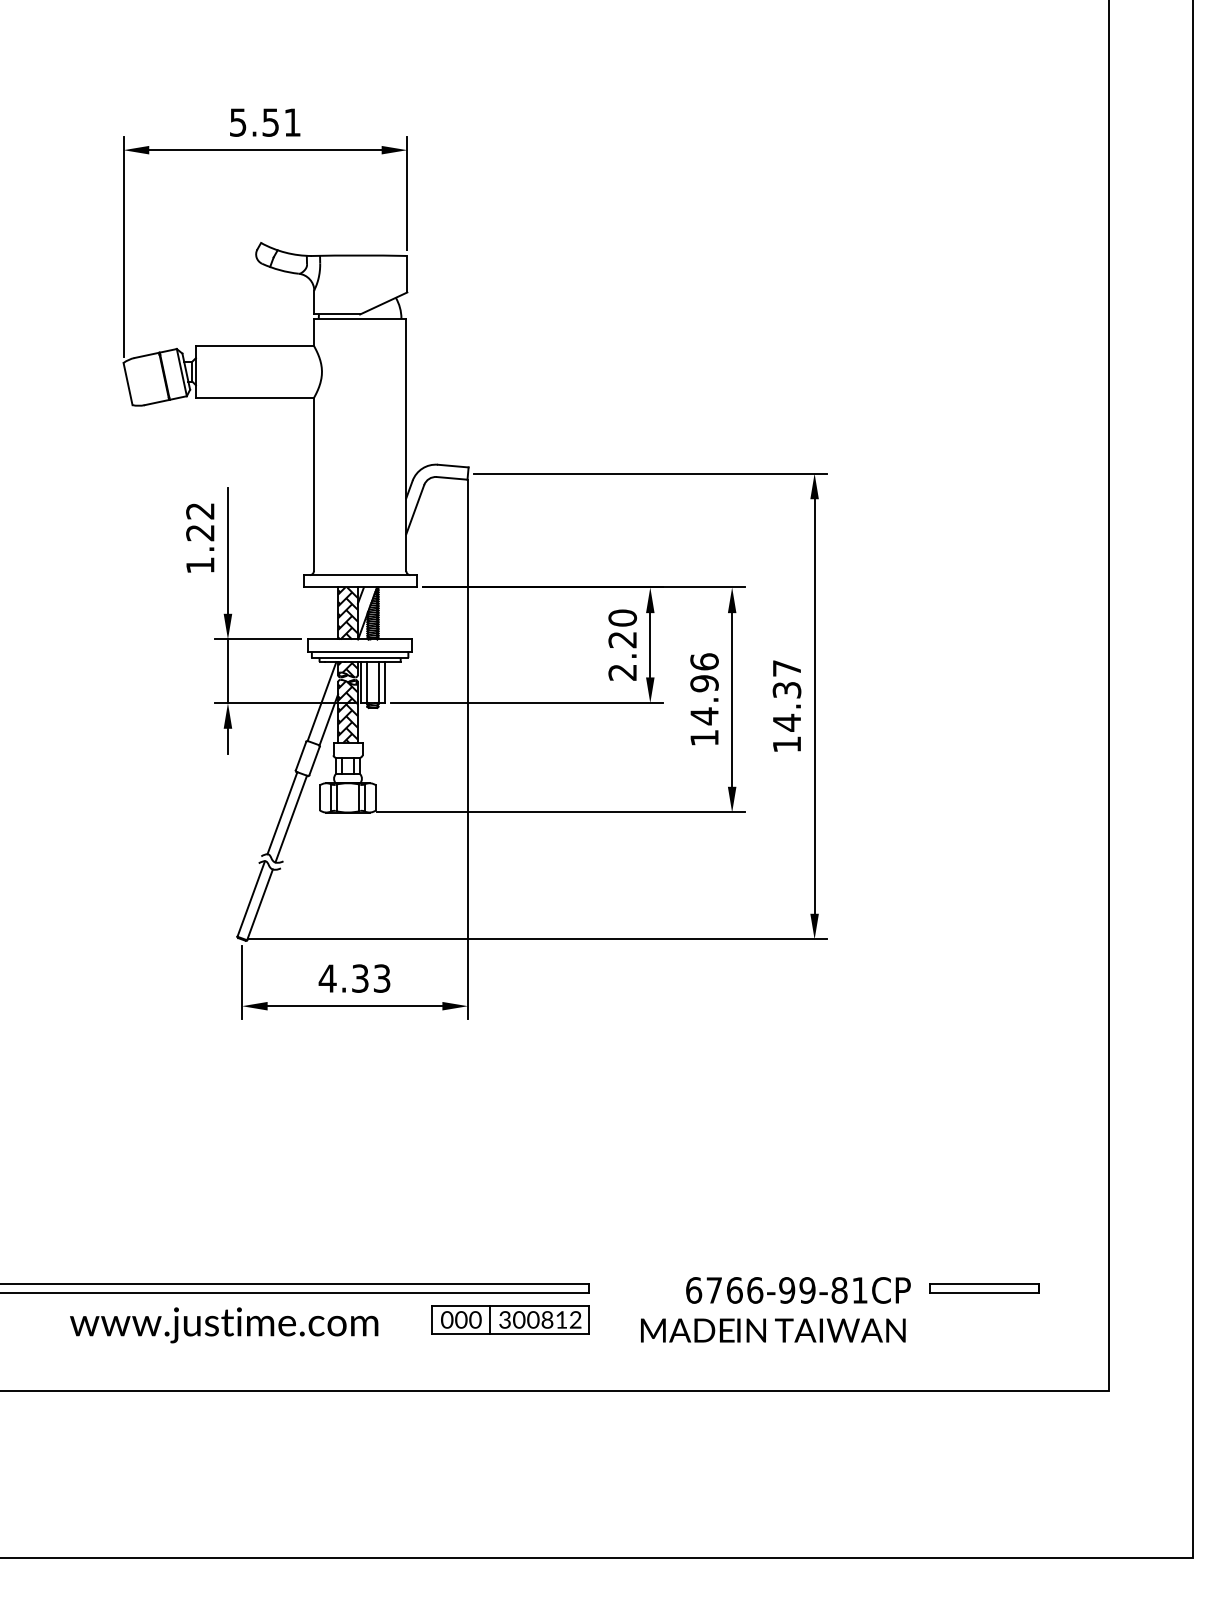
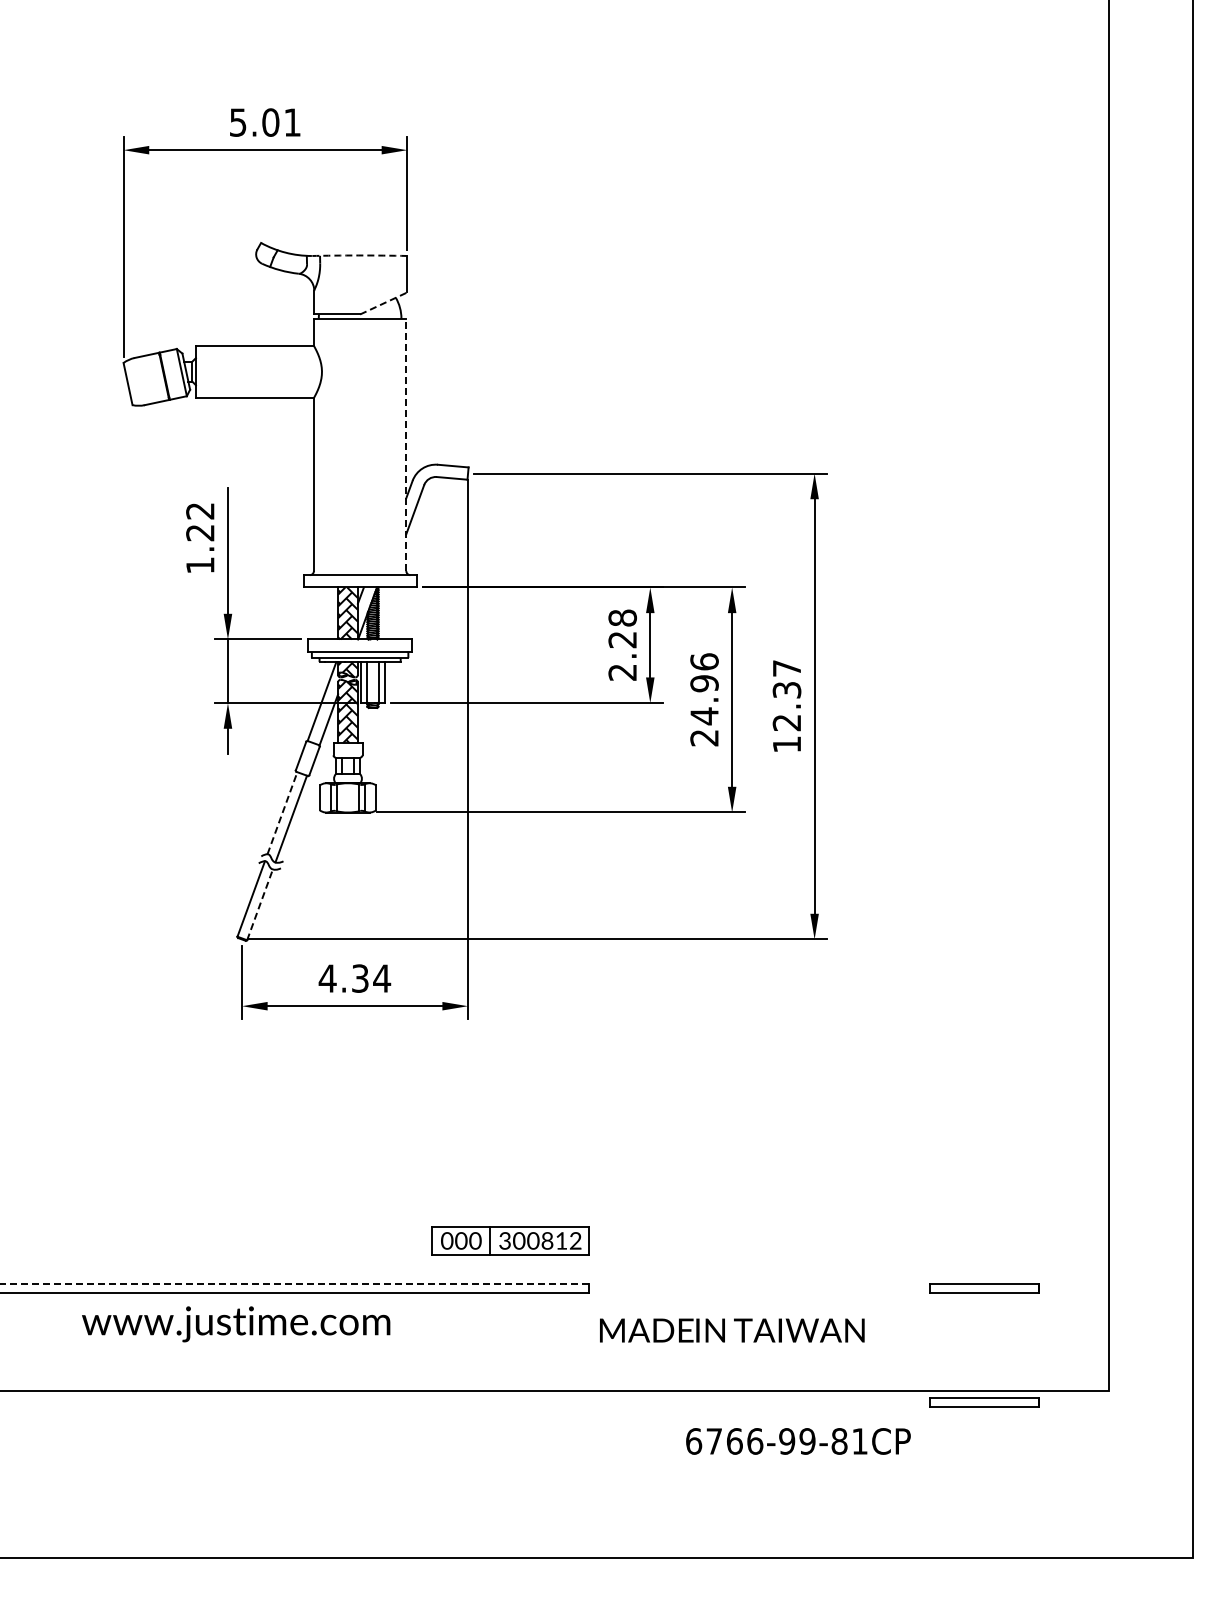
text: 5.51 -> 5.01 (270, 122)
arc: solid -> dashed (358, 255)
line: solid -> dashed (384, 303)
line: solid -> dashed (406, 444)
text: 2.20 -> 2.28 (622, 617)
text: 14.37 -> 12.37 (786, 722)
text: 14.96 -> 24.96 (704, 738)
line: solid -> dashed (282, 813)
line: solid -> dashed (260, 904)
text: 4.33 -> 4.34 (382, 978)
line: solid -> dashed (293, 1284)
text position: (798, 1290) -> (798, 1441) (798, 1441)
part position: (510, 1319) -> (510, 1240) (510, 1240)
text position: (224, 1325) -> (236, 1324) (236, 1324)
text position: (773, 1330) -> (732, 1330) (732, 1330)
part: none -> present (984, 1402)
